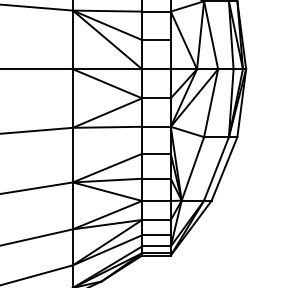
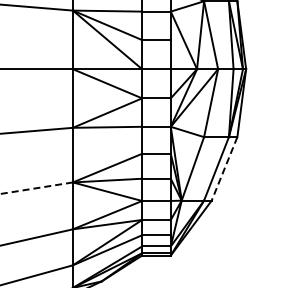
line: solid -> dashed (224, 169)
line: solid -> dashed (36, 188)
